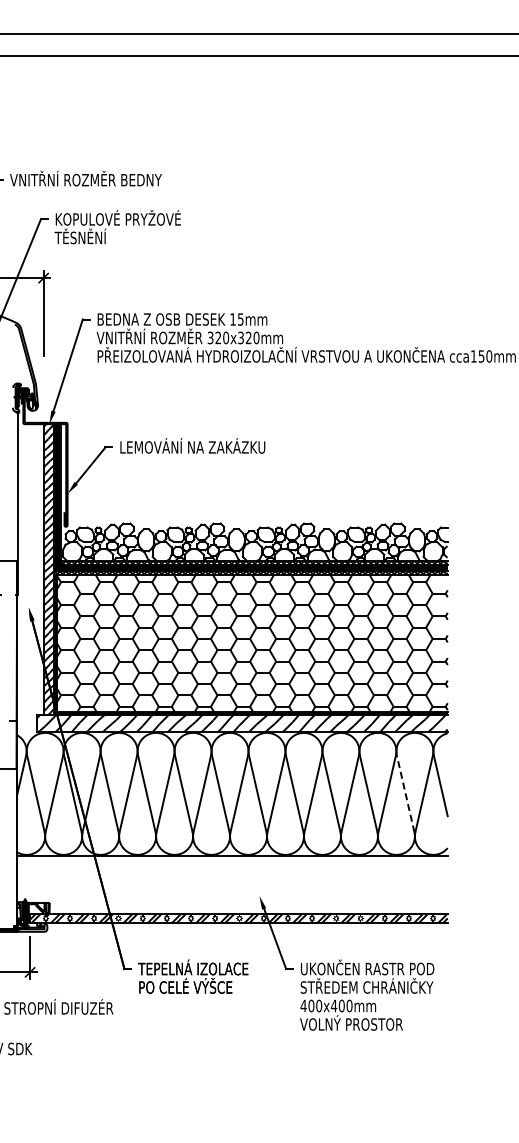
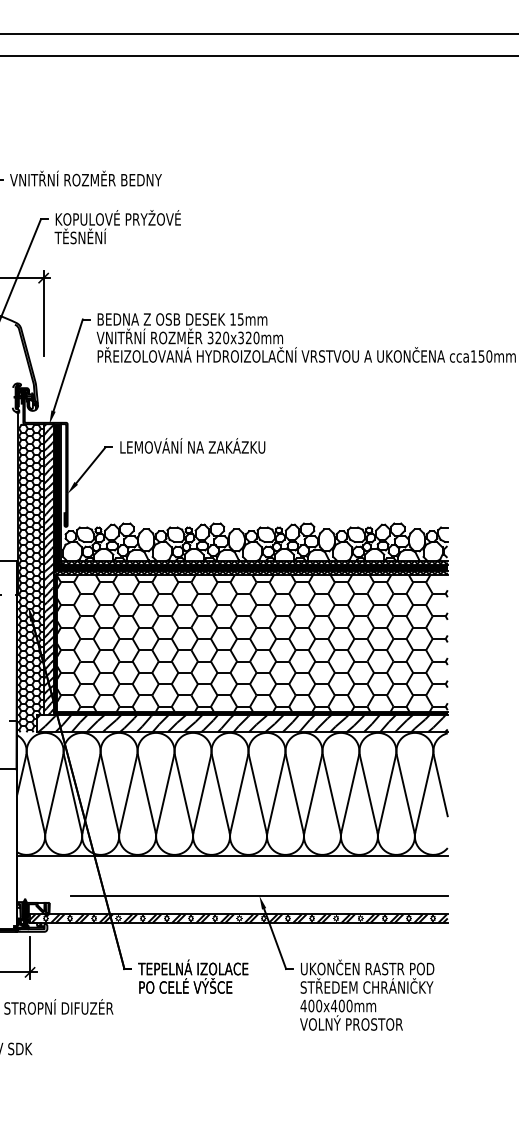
hatch: none -> present (30, 578)
line: dashed -> solid (405, 793)
line: none -> present (259, 896)
